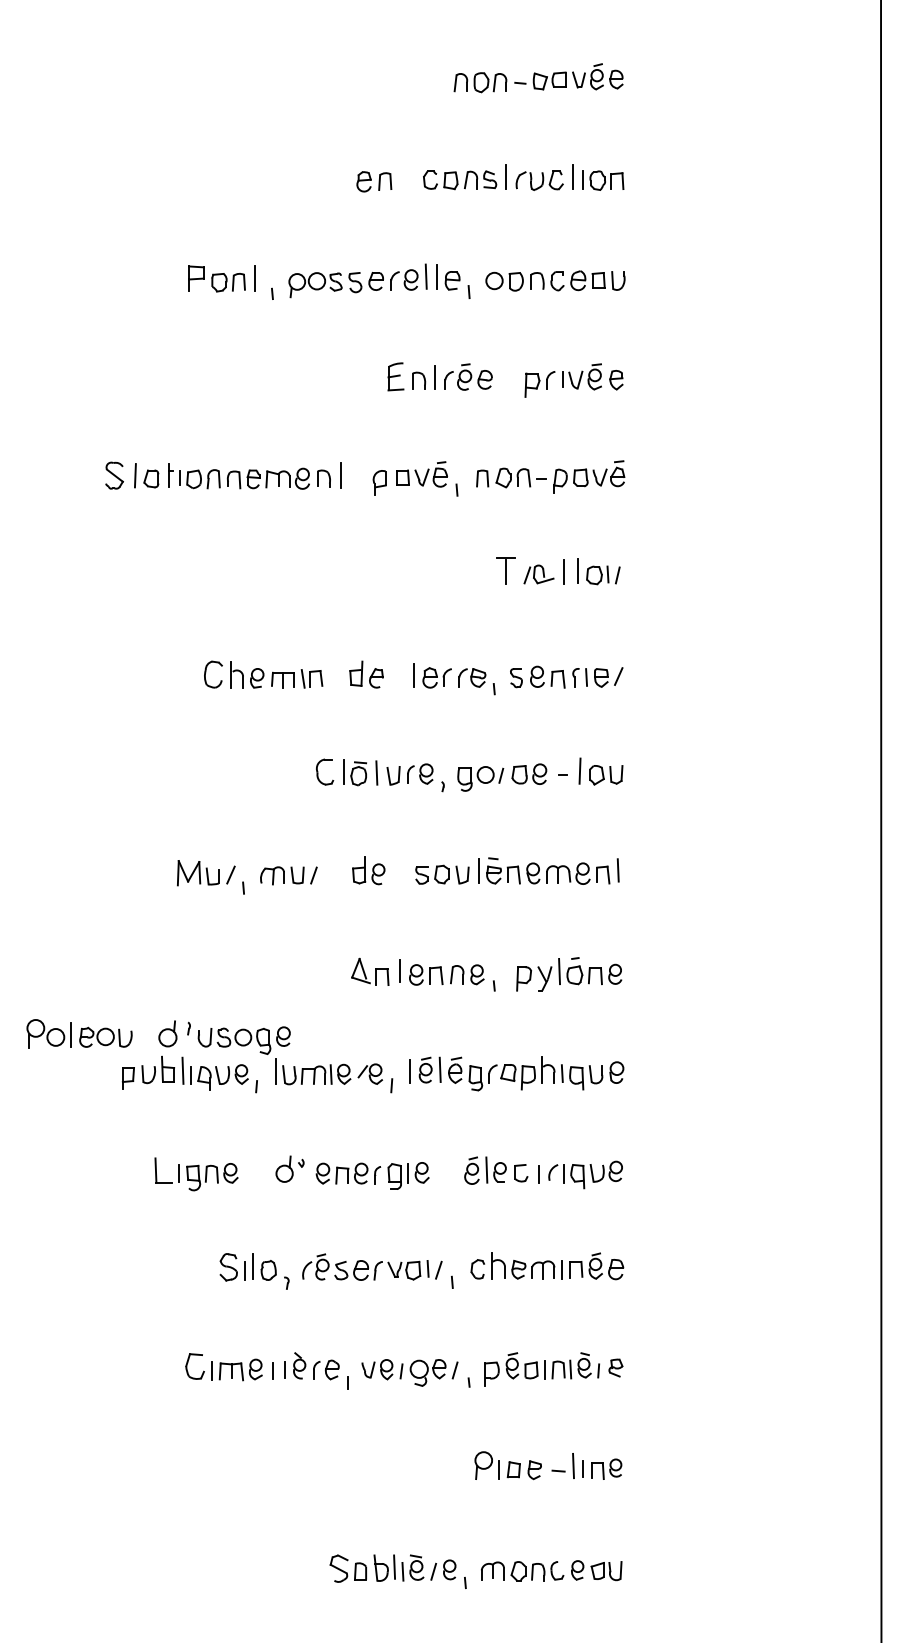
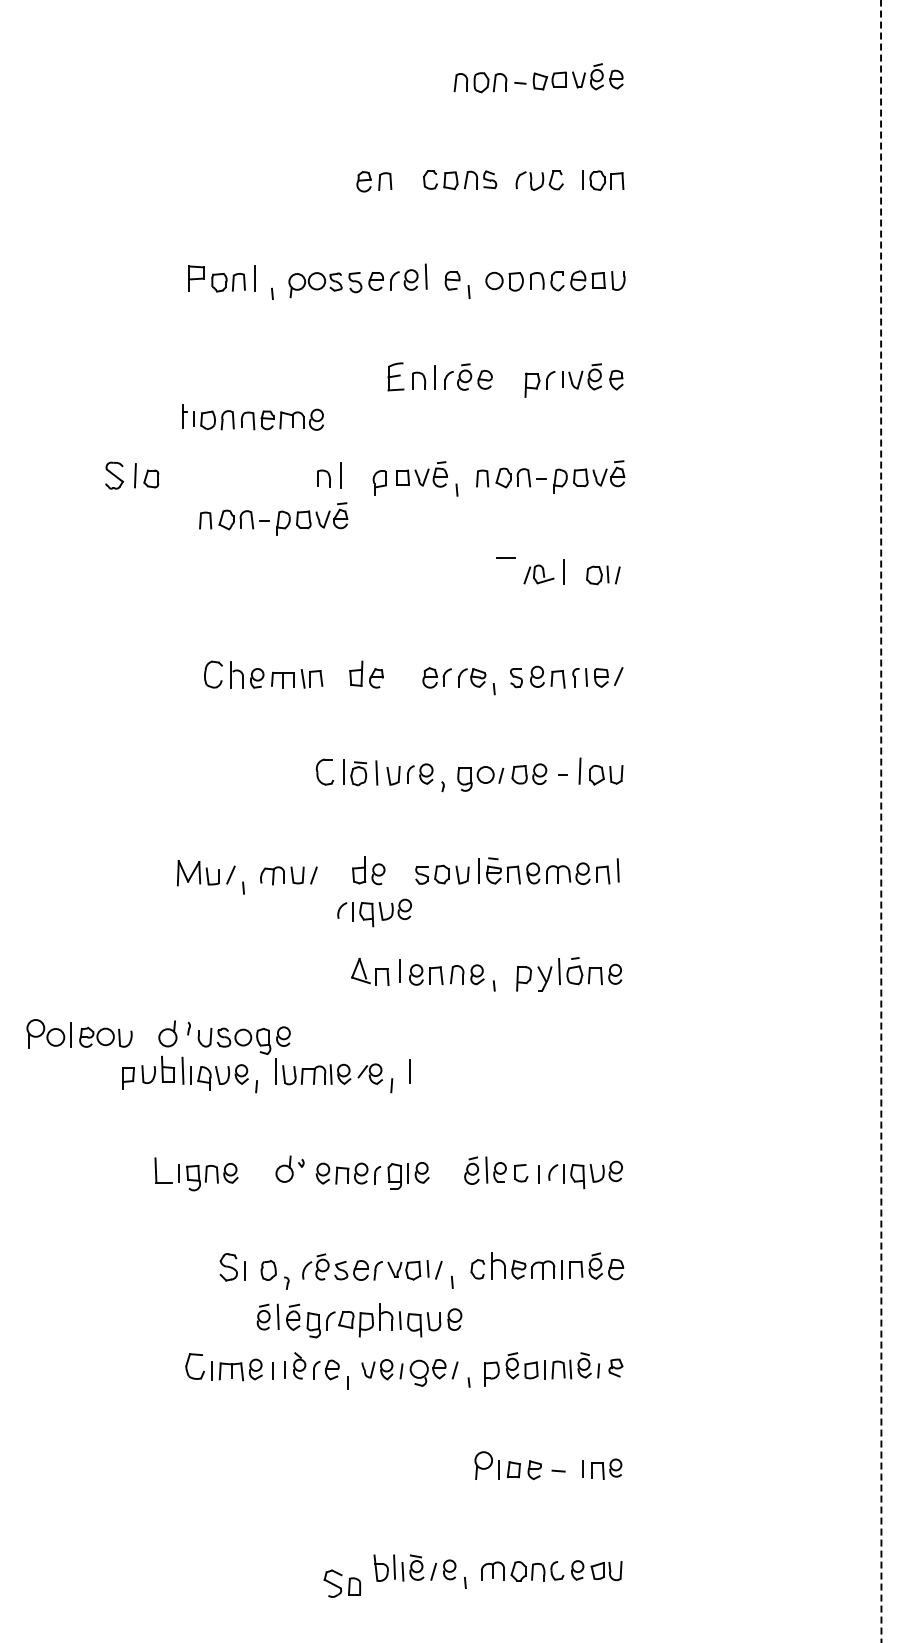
line: present -> none (505, 176)
line: present -> none (573, 176)
line: present -> none (436, 276)
part position: (238, 476) -> (252, 417) (252, 417)
part: none -> present (273, 518)
line: present -> none (577, 571)
line: present -> none (505, 572)
line: present -> none (413, 675)
line: solid -> dashed (881, 821)
part: none -> present (374, 912)
part position: (521, 1073) -> (359, 1320) (359, 1320)
line: present -> none (253, 1266)
line: present -> none (573, 1465)
part position: (347, 1568) -> (341, 1583) (341, 1583)
